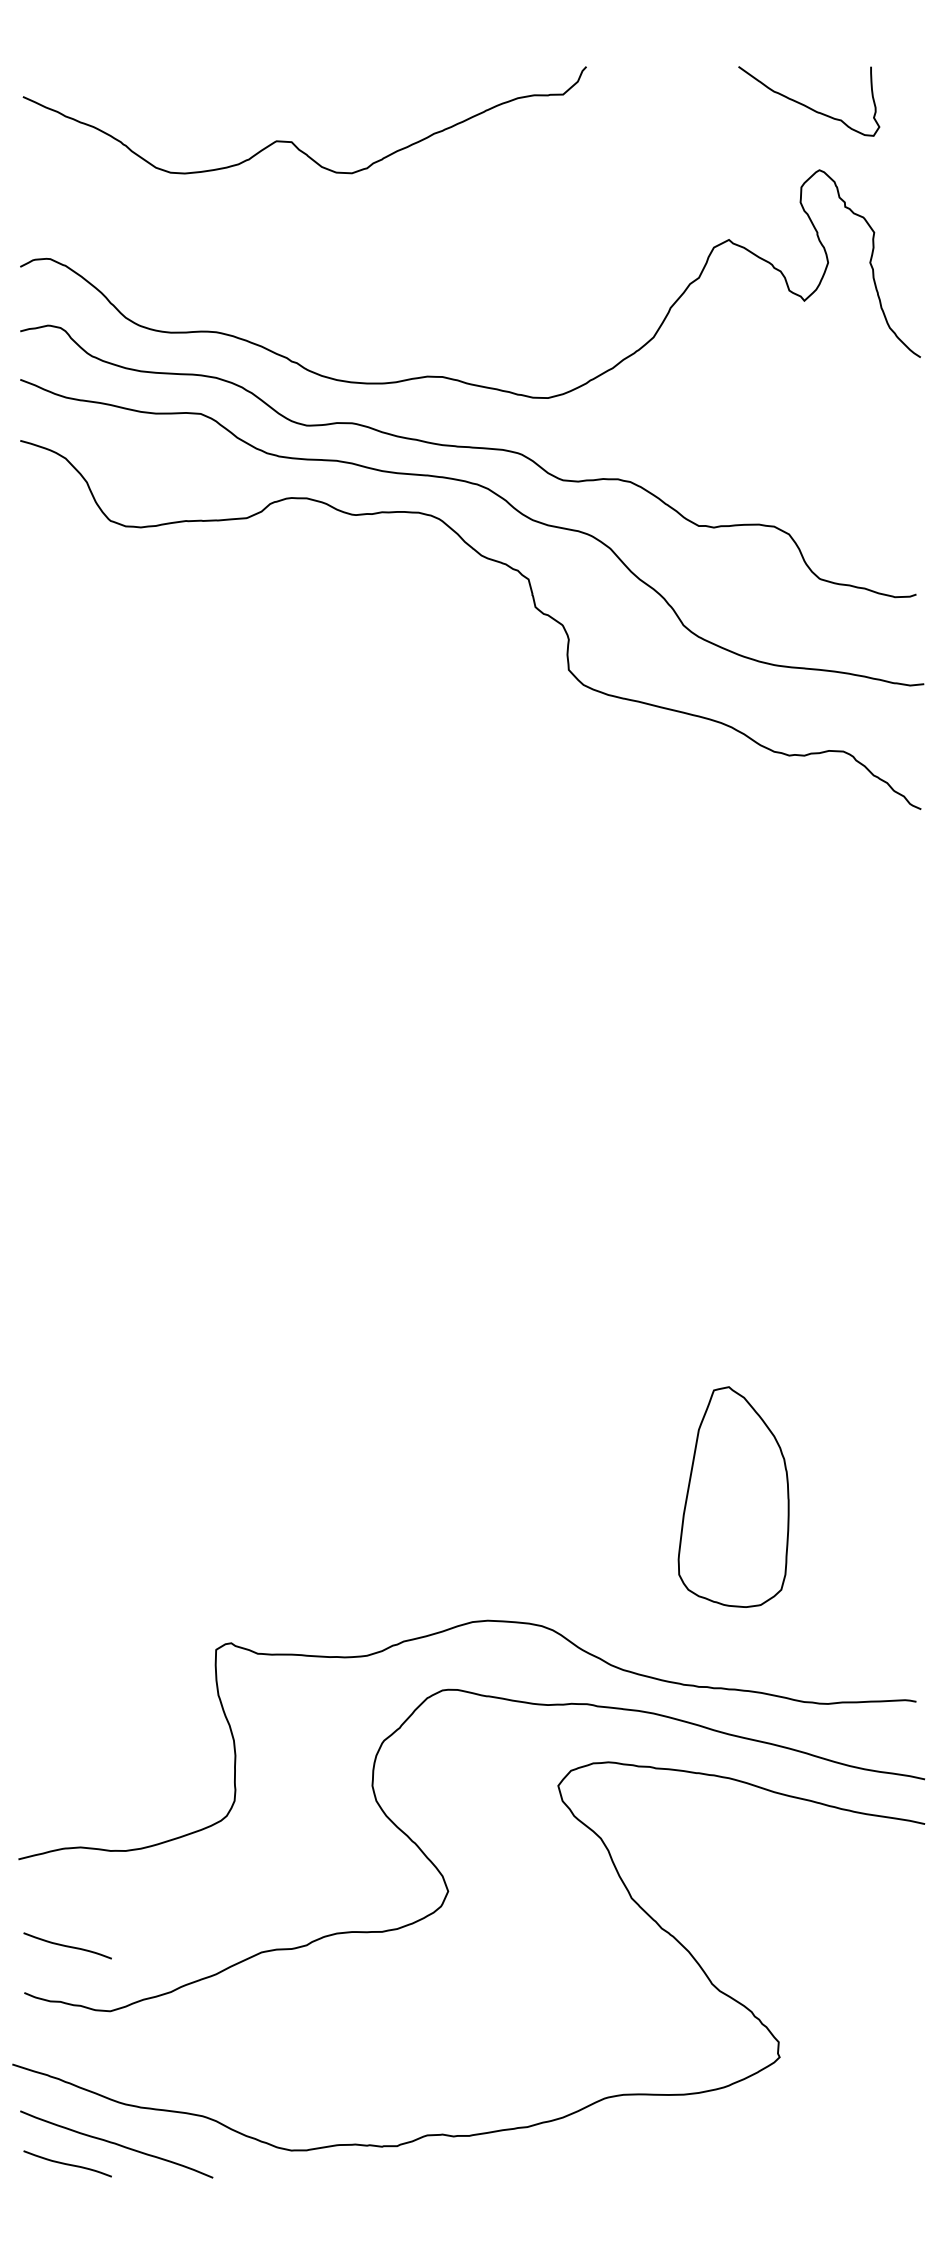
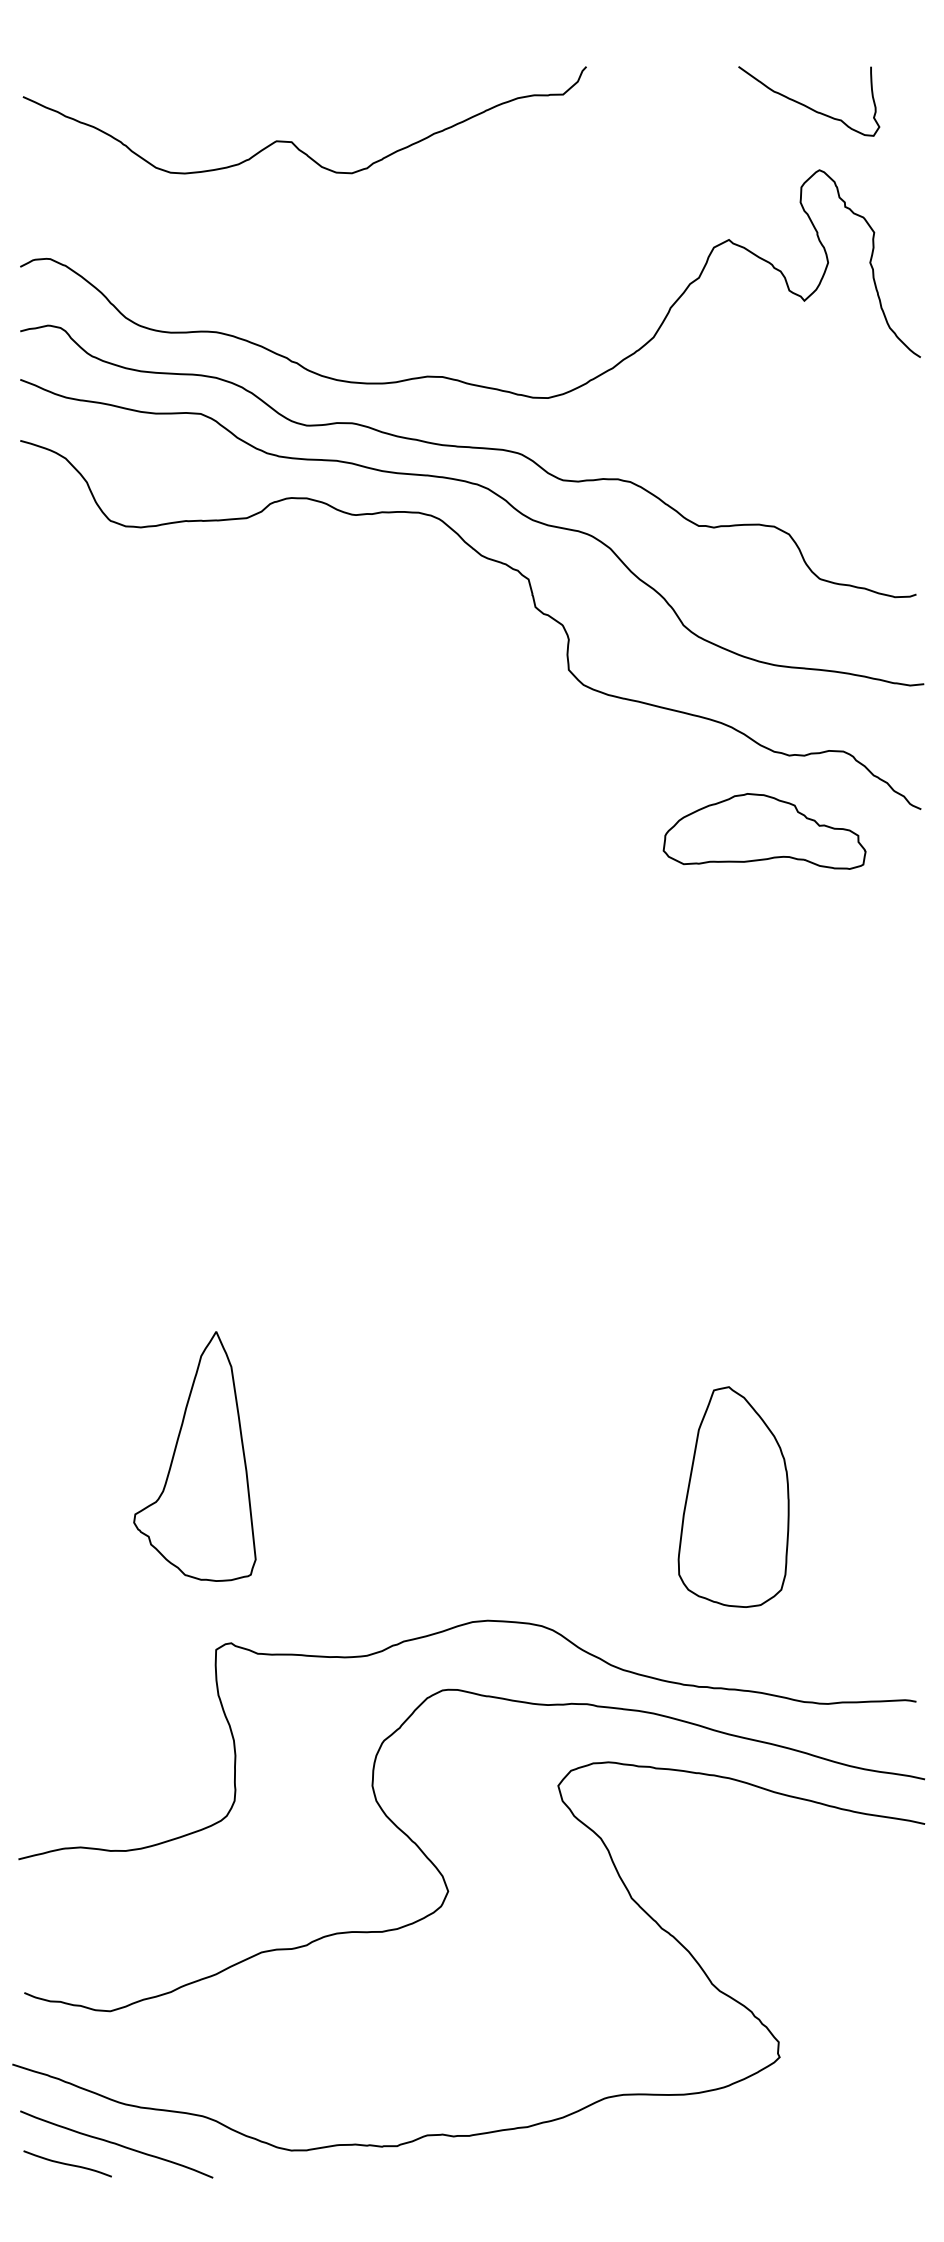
part: none -> present (764, 831)
part: none -> present (194, 1456)
curve: present -> none (67, 1945)
